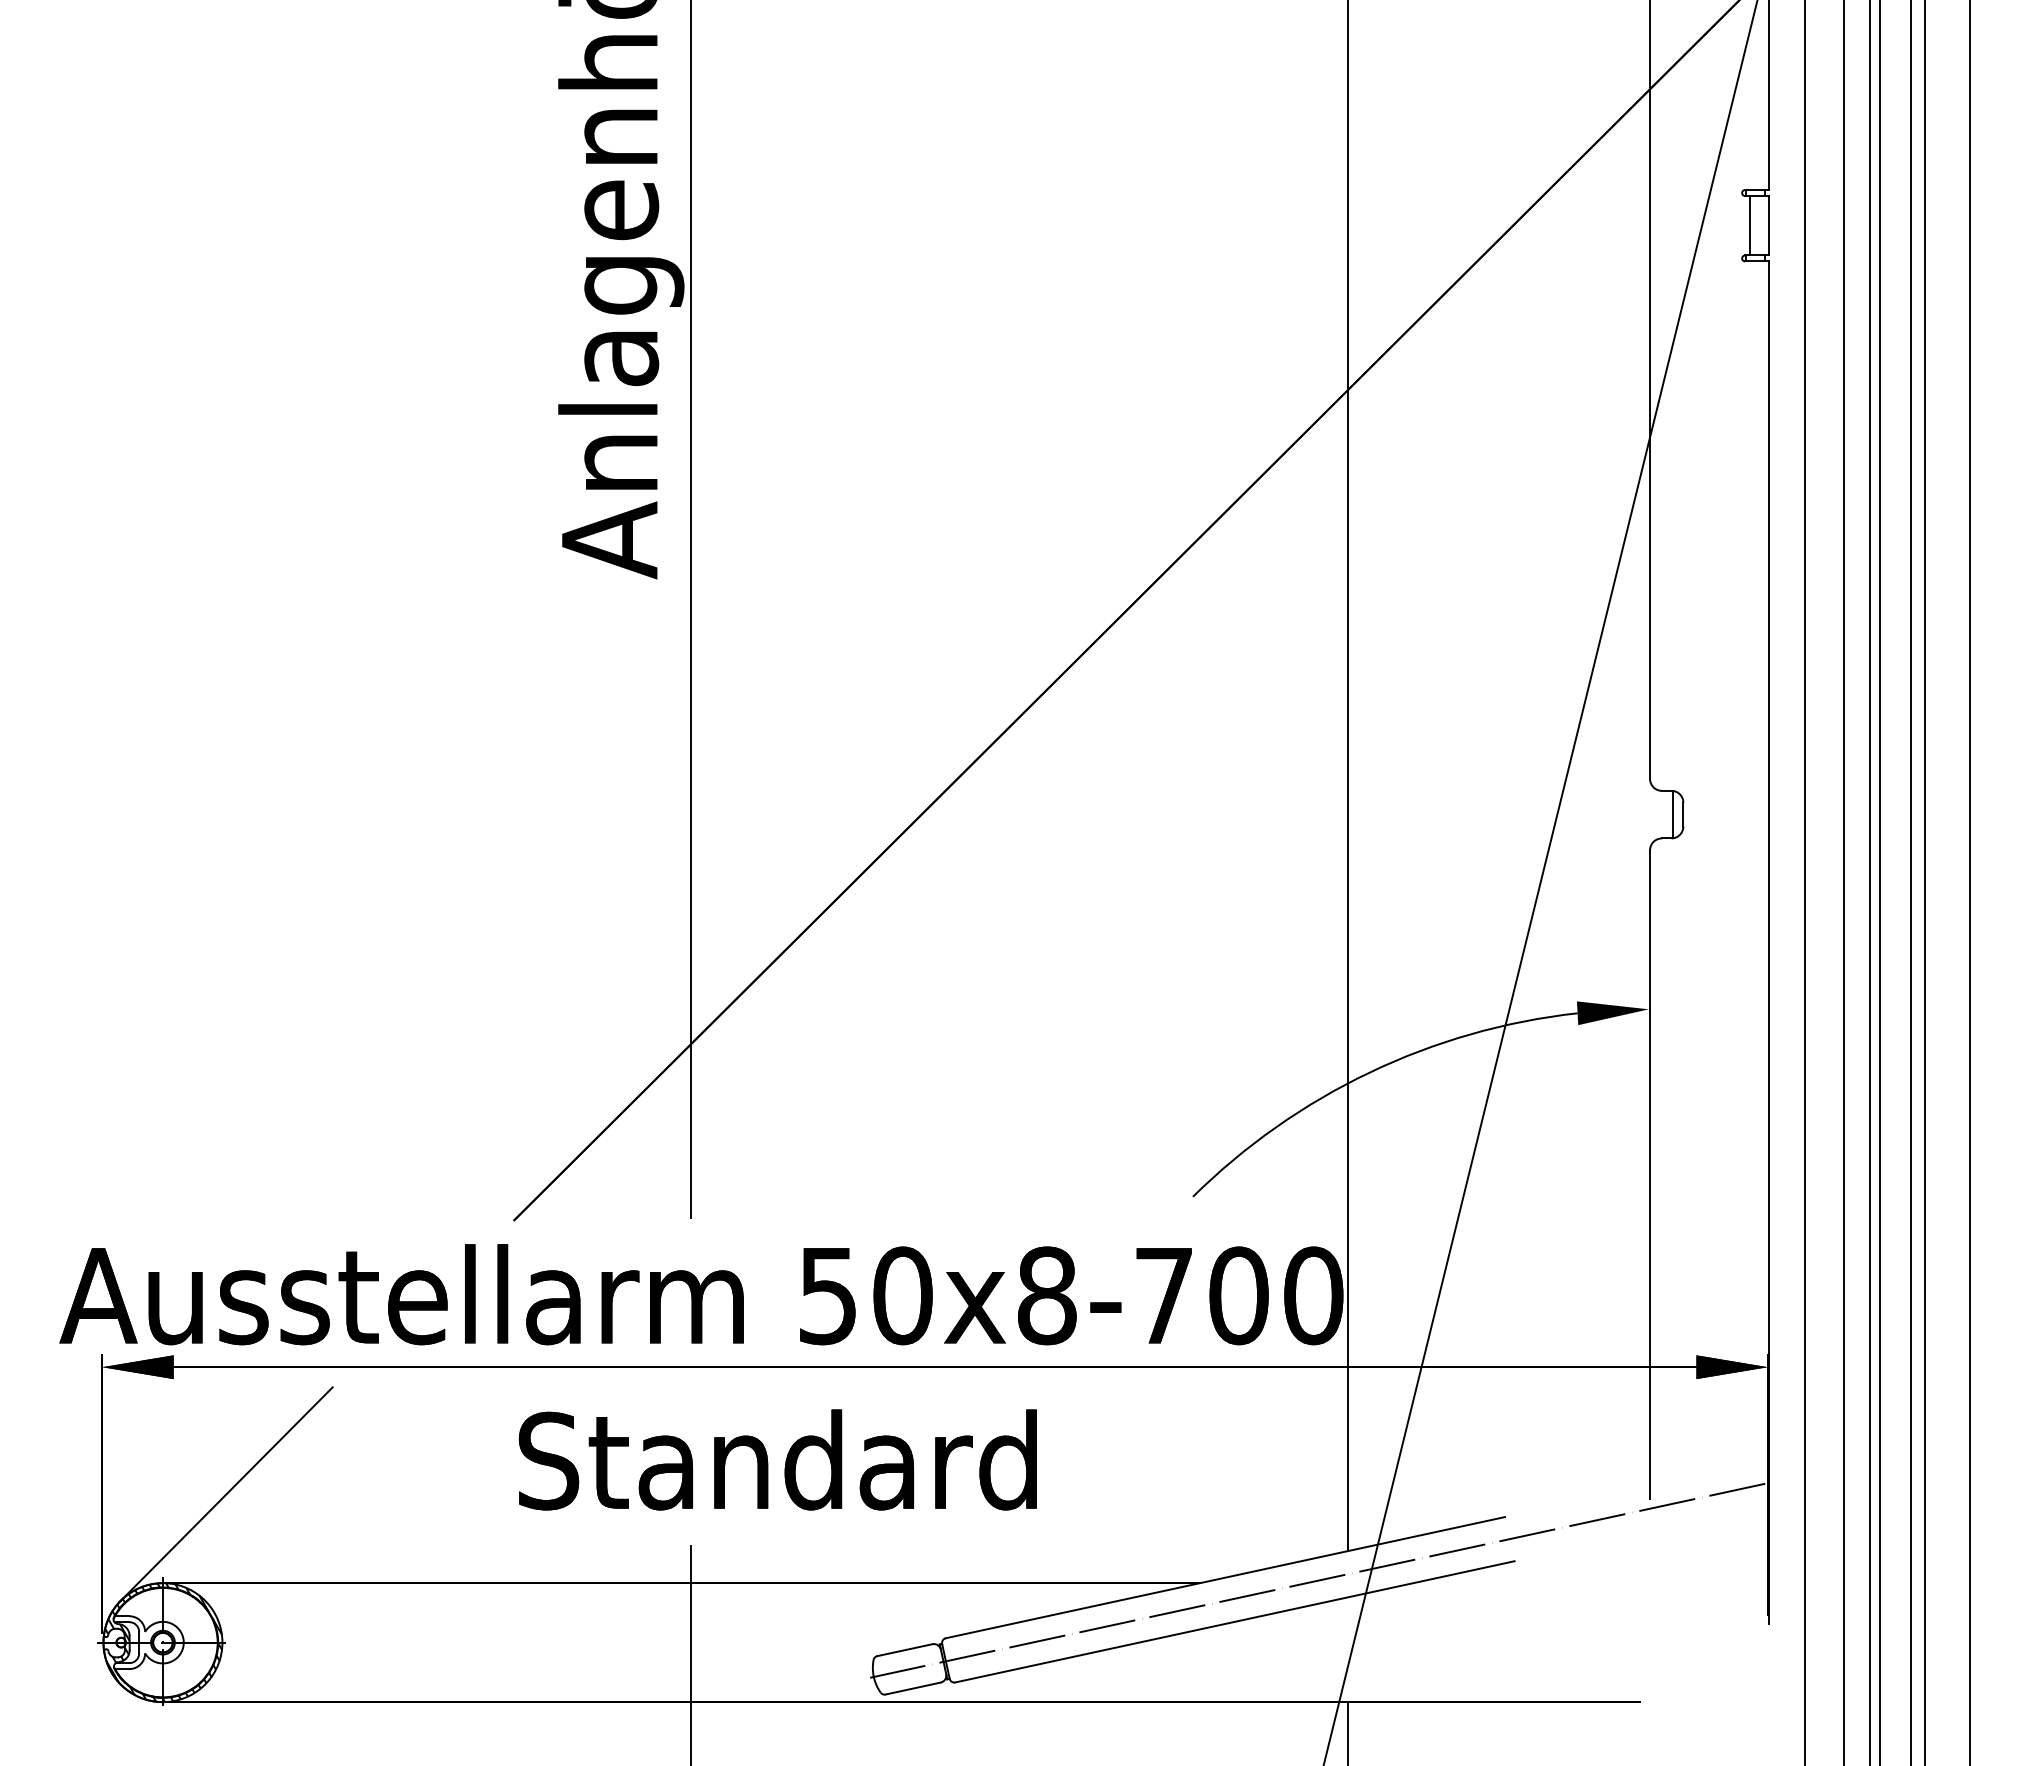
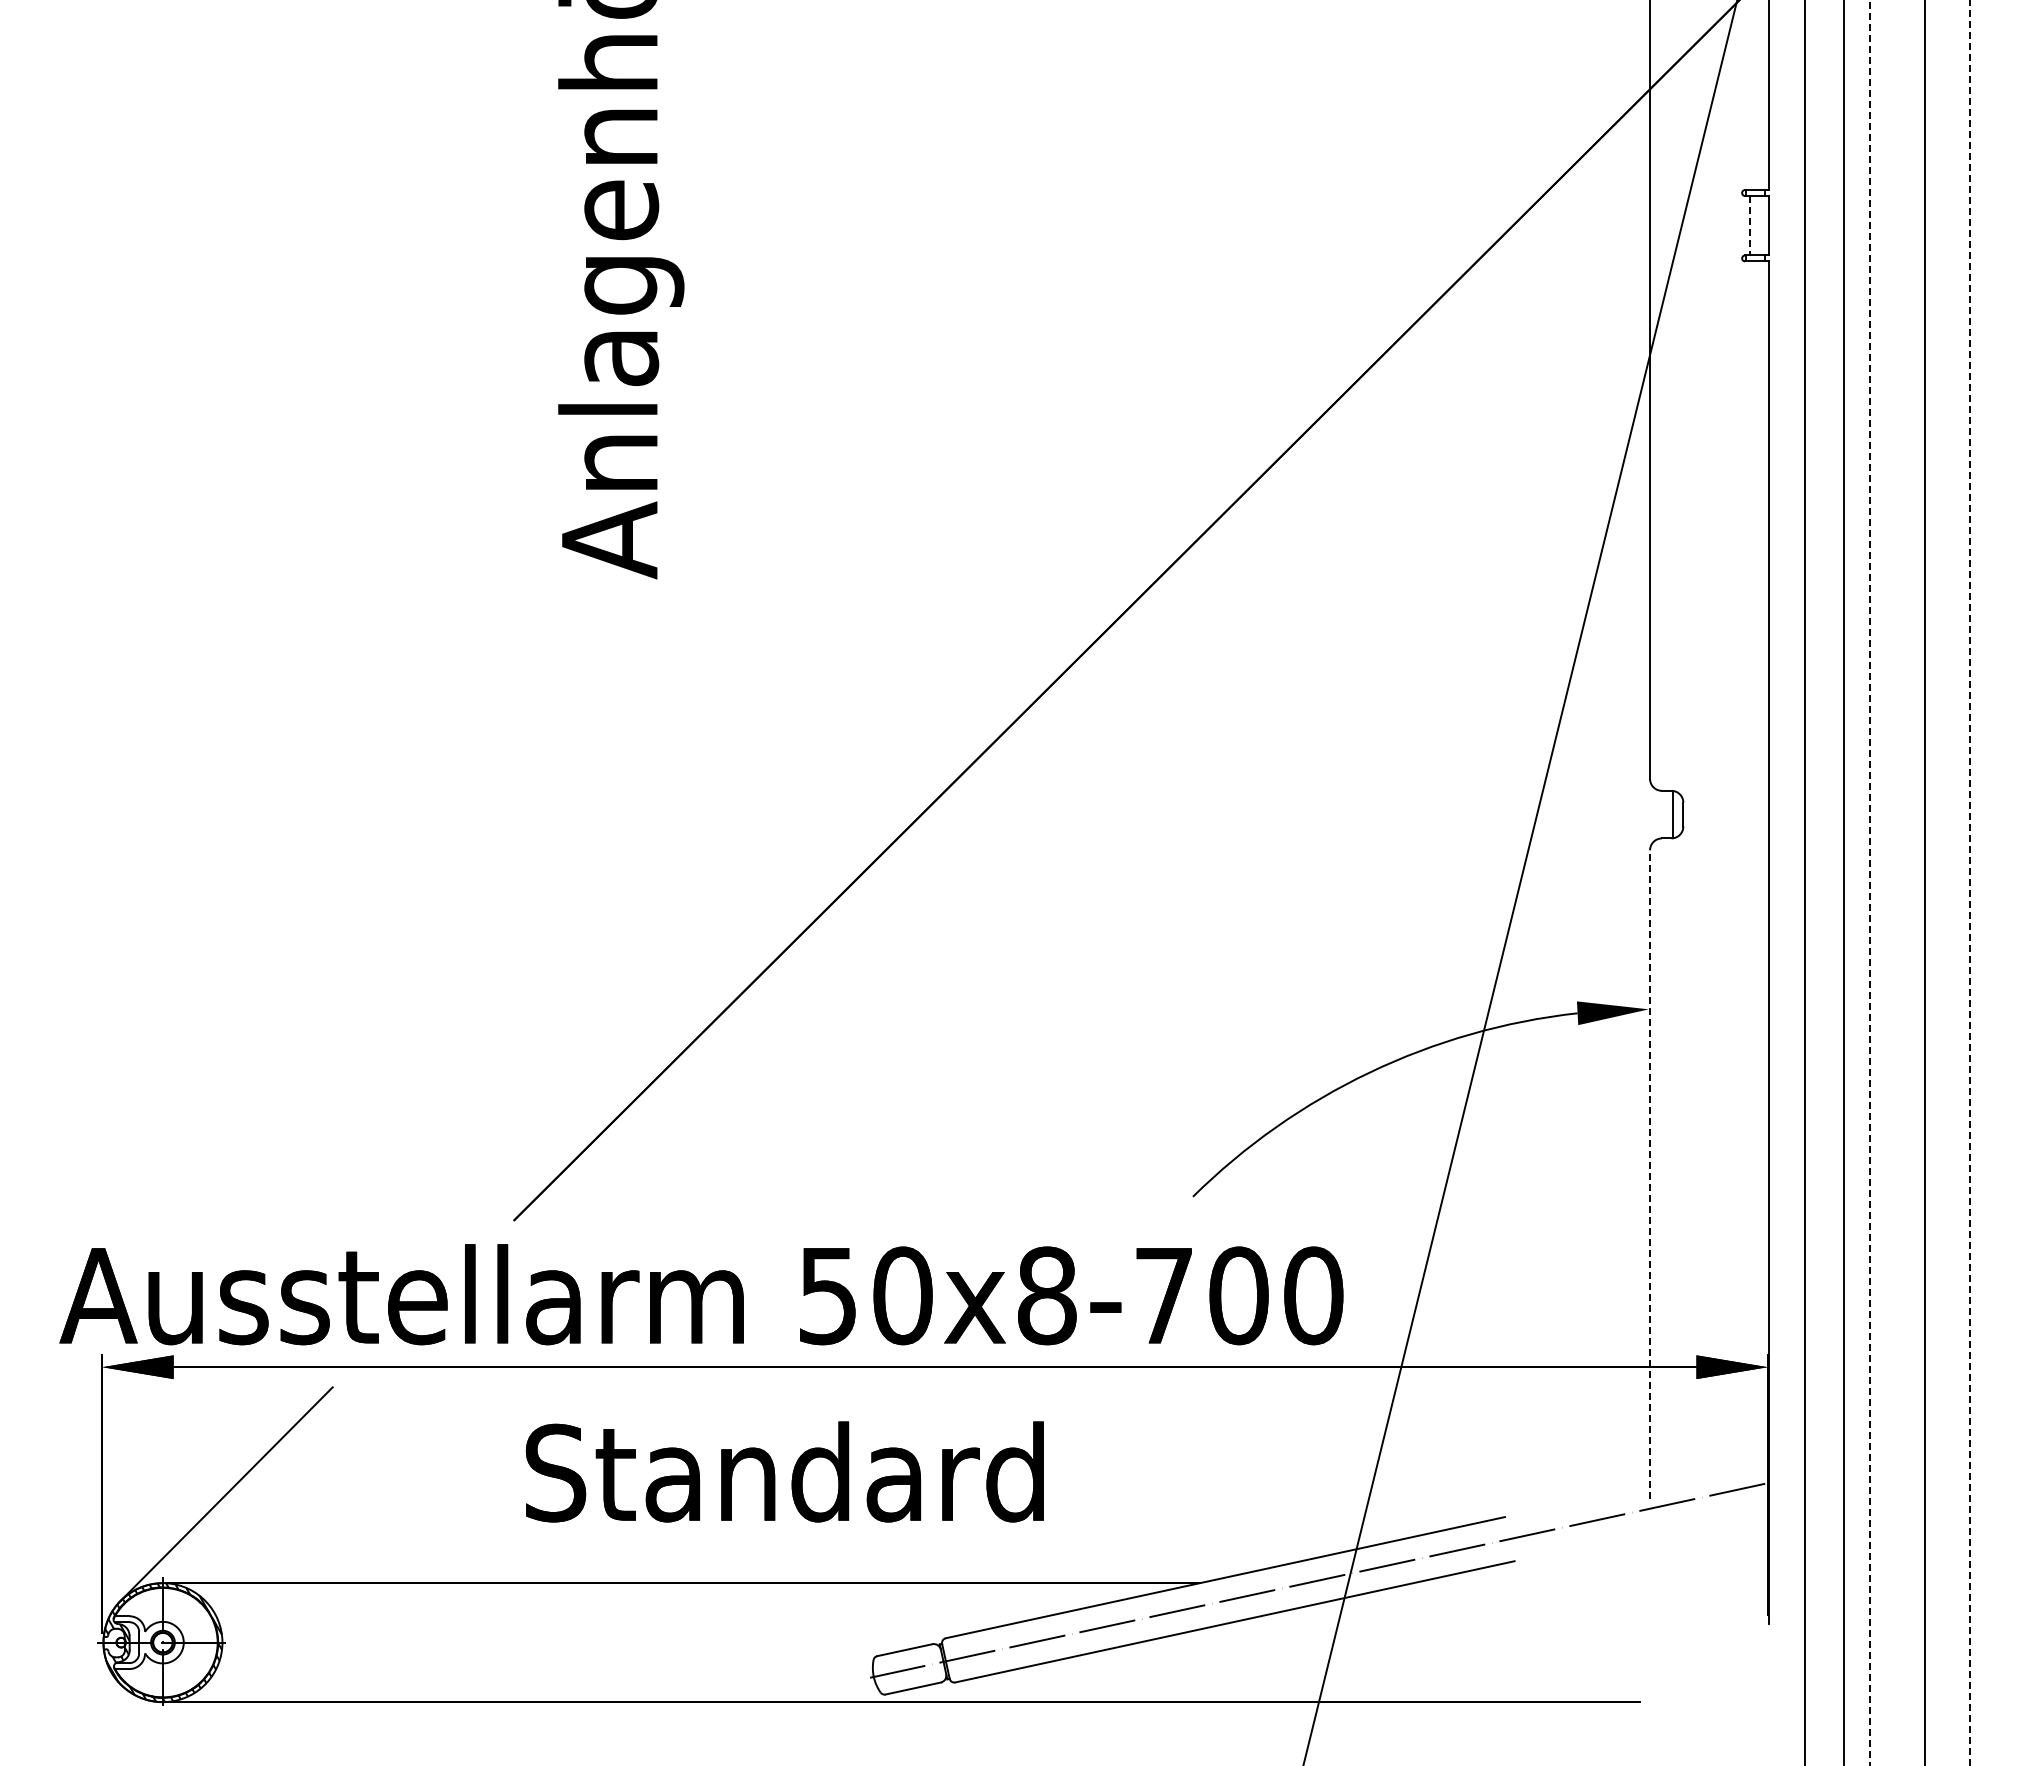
line: solid -> dashed (1750, 225)
line: present -> none (691, 610)
line: present -> none (1347, 776)
line position: (1540, 882) -> (1520, 882) (1520, 882)
line: solid -> dashed (1870, 882)
line: present -> none (1879, 882)
line: present -> none (1910, 882)
line: solid -> dashed (1970, 883)
line: solid -> dashed (1650, 1174)
text position: (777, 1459) -> (784, 1471) (784, 1471)
line: present -> none (691, 1653)
line: present -> none (1347, 1732)
